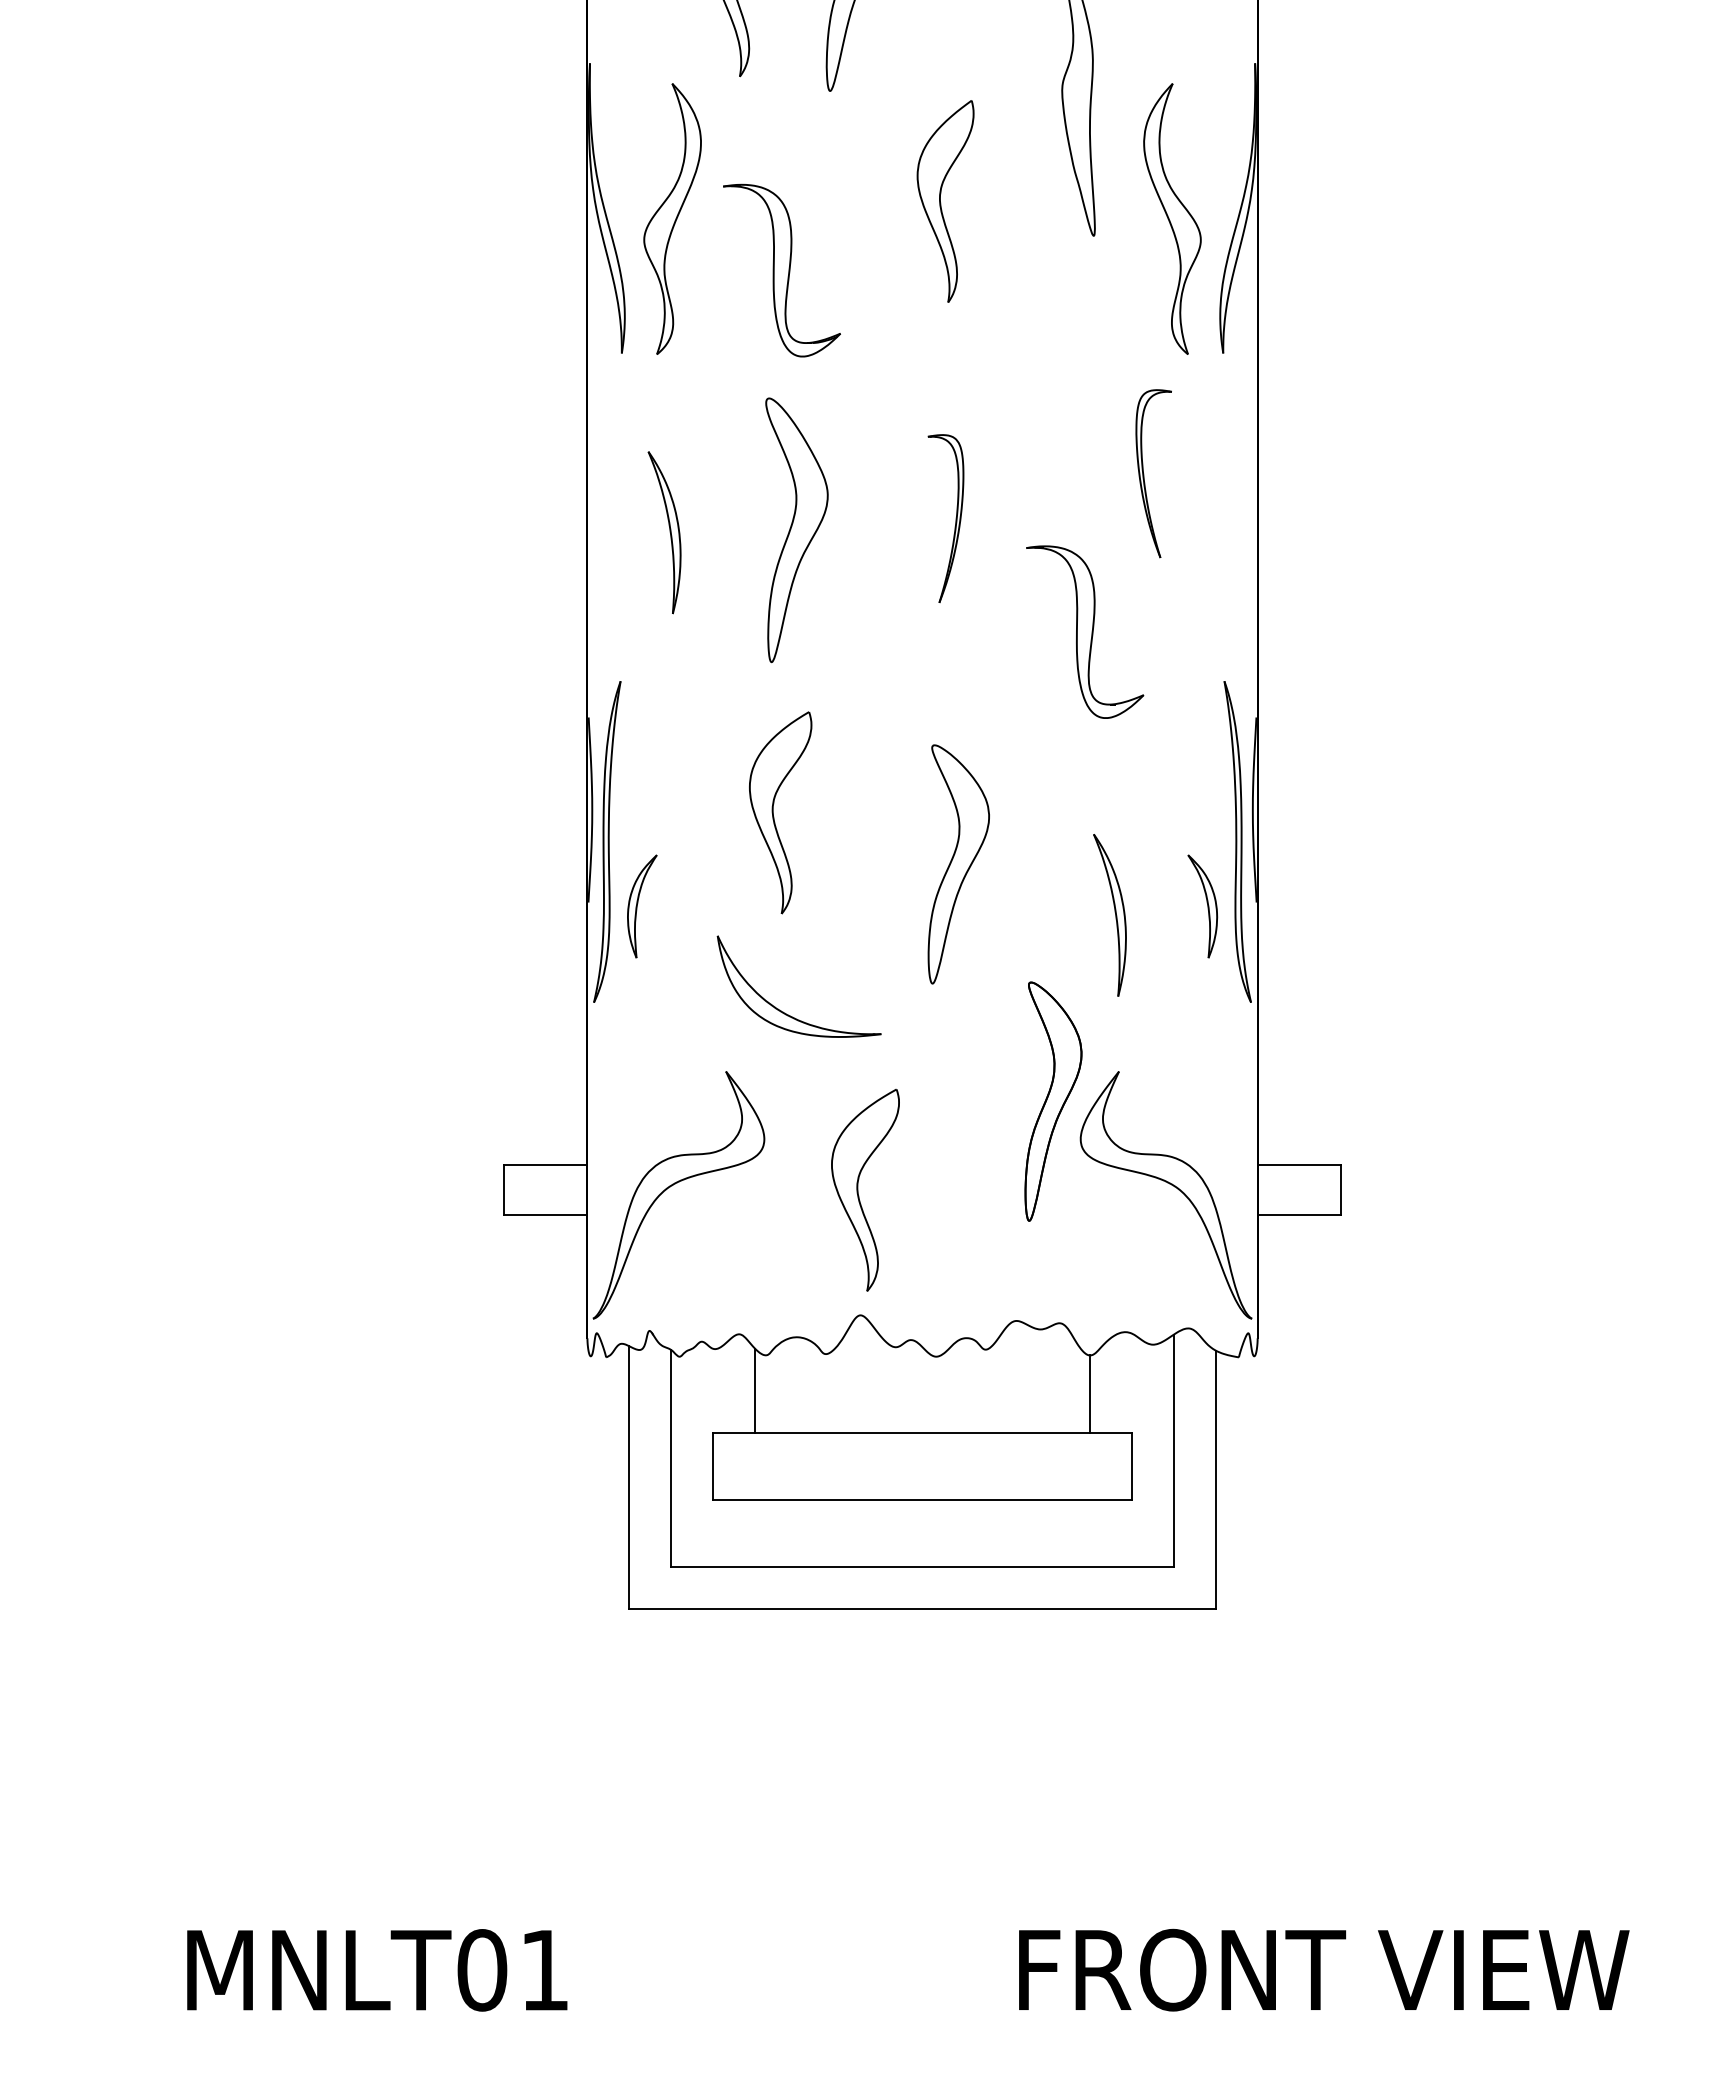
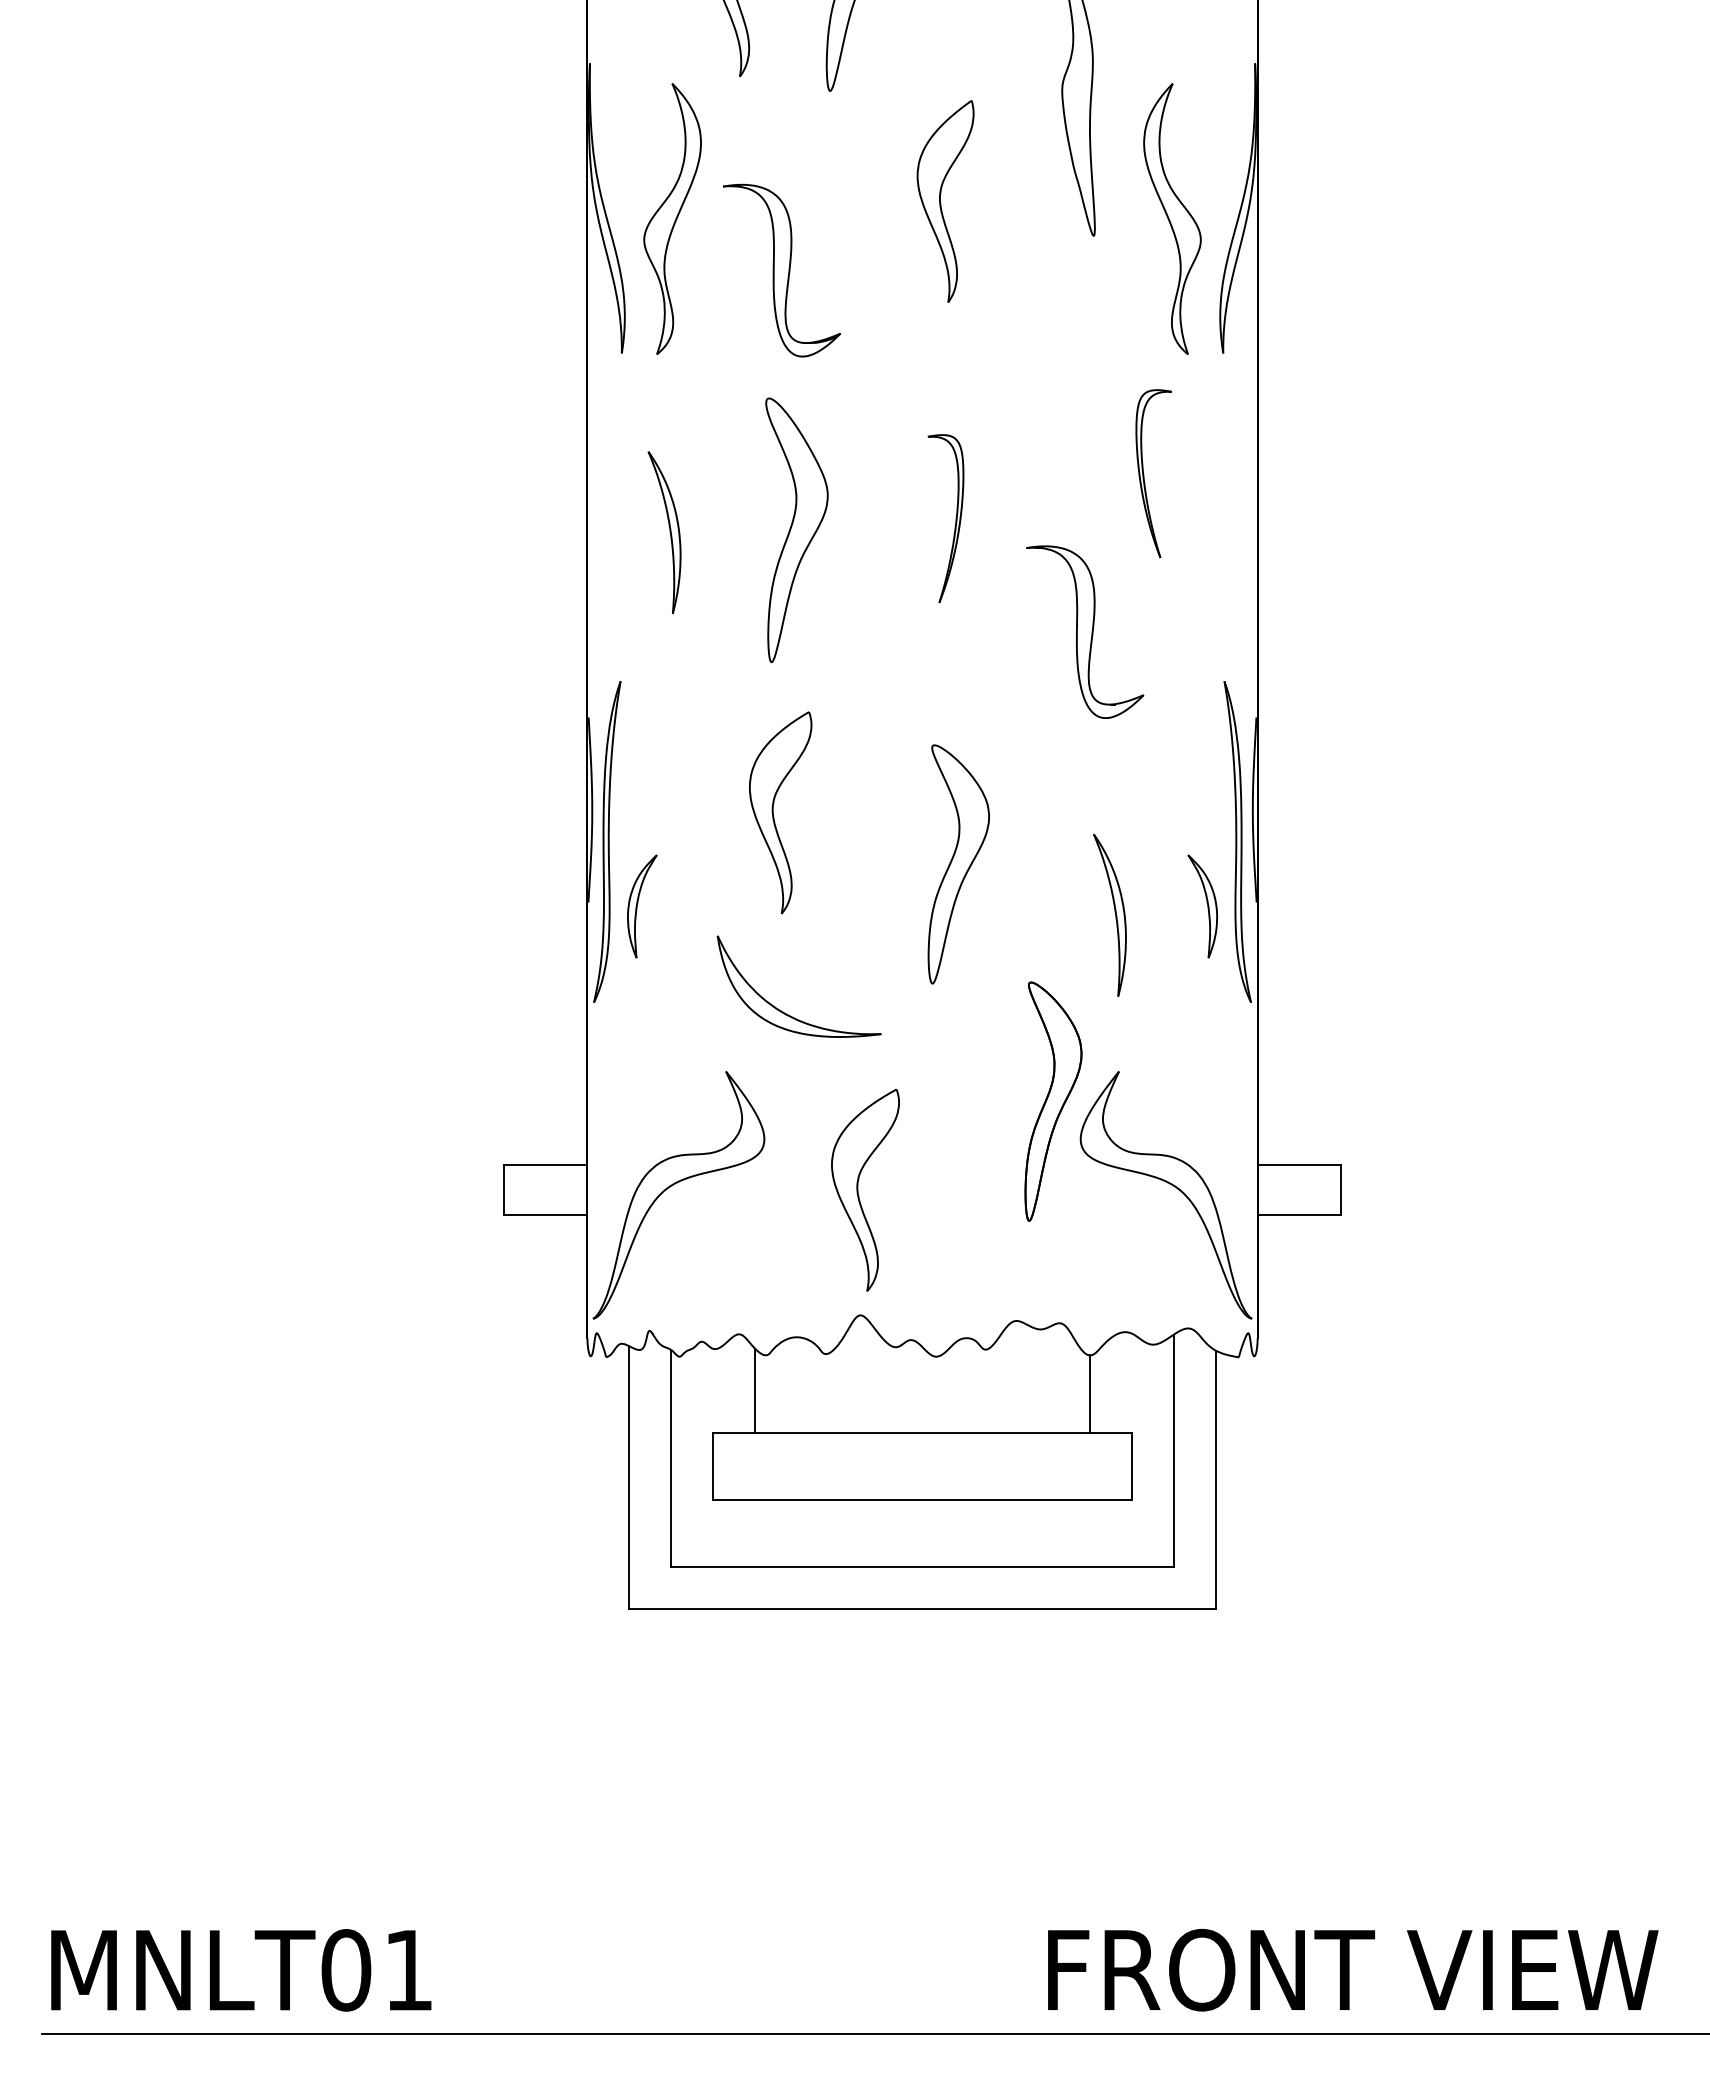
text position: (1324, 1969) -> (1353, 1969) (1353, 1969)
text position: (377, 1970) -> (241, 1970) (241, 1970)
line: none -> present (873, 2034)
